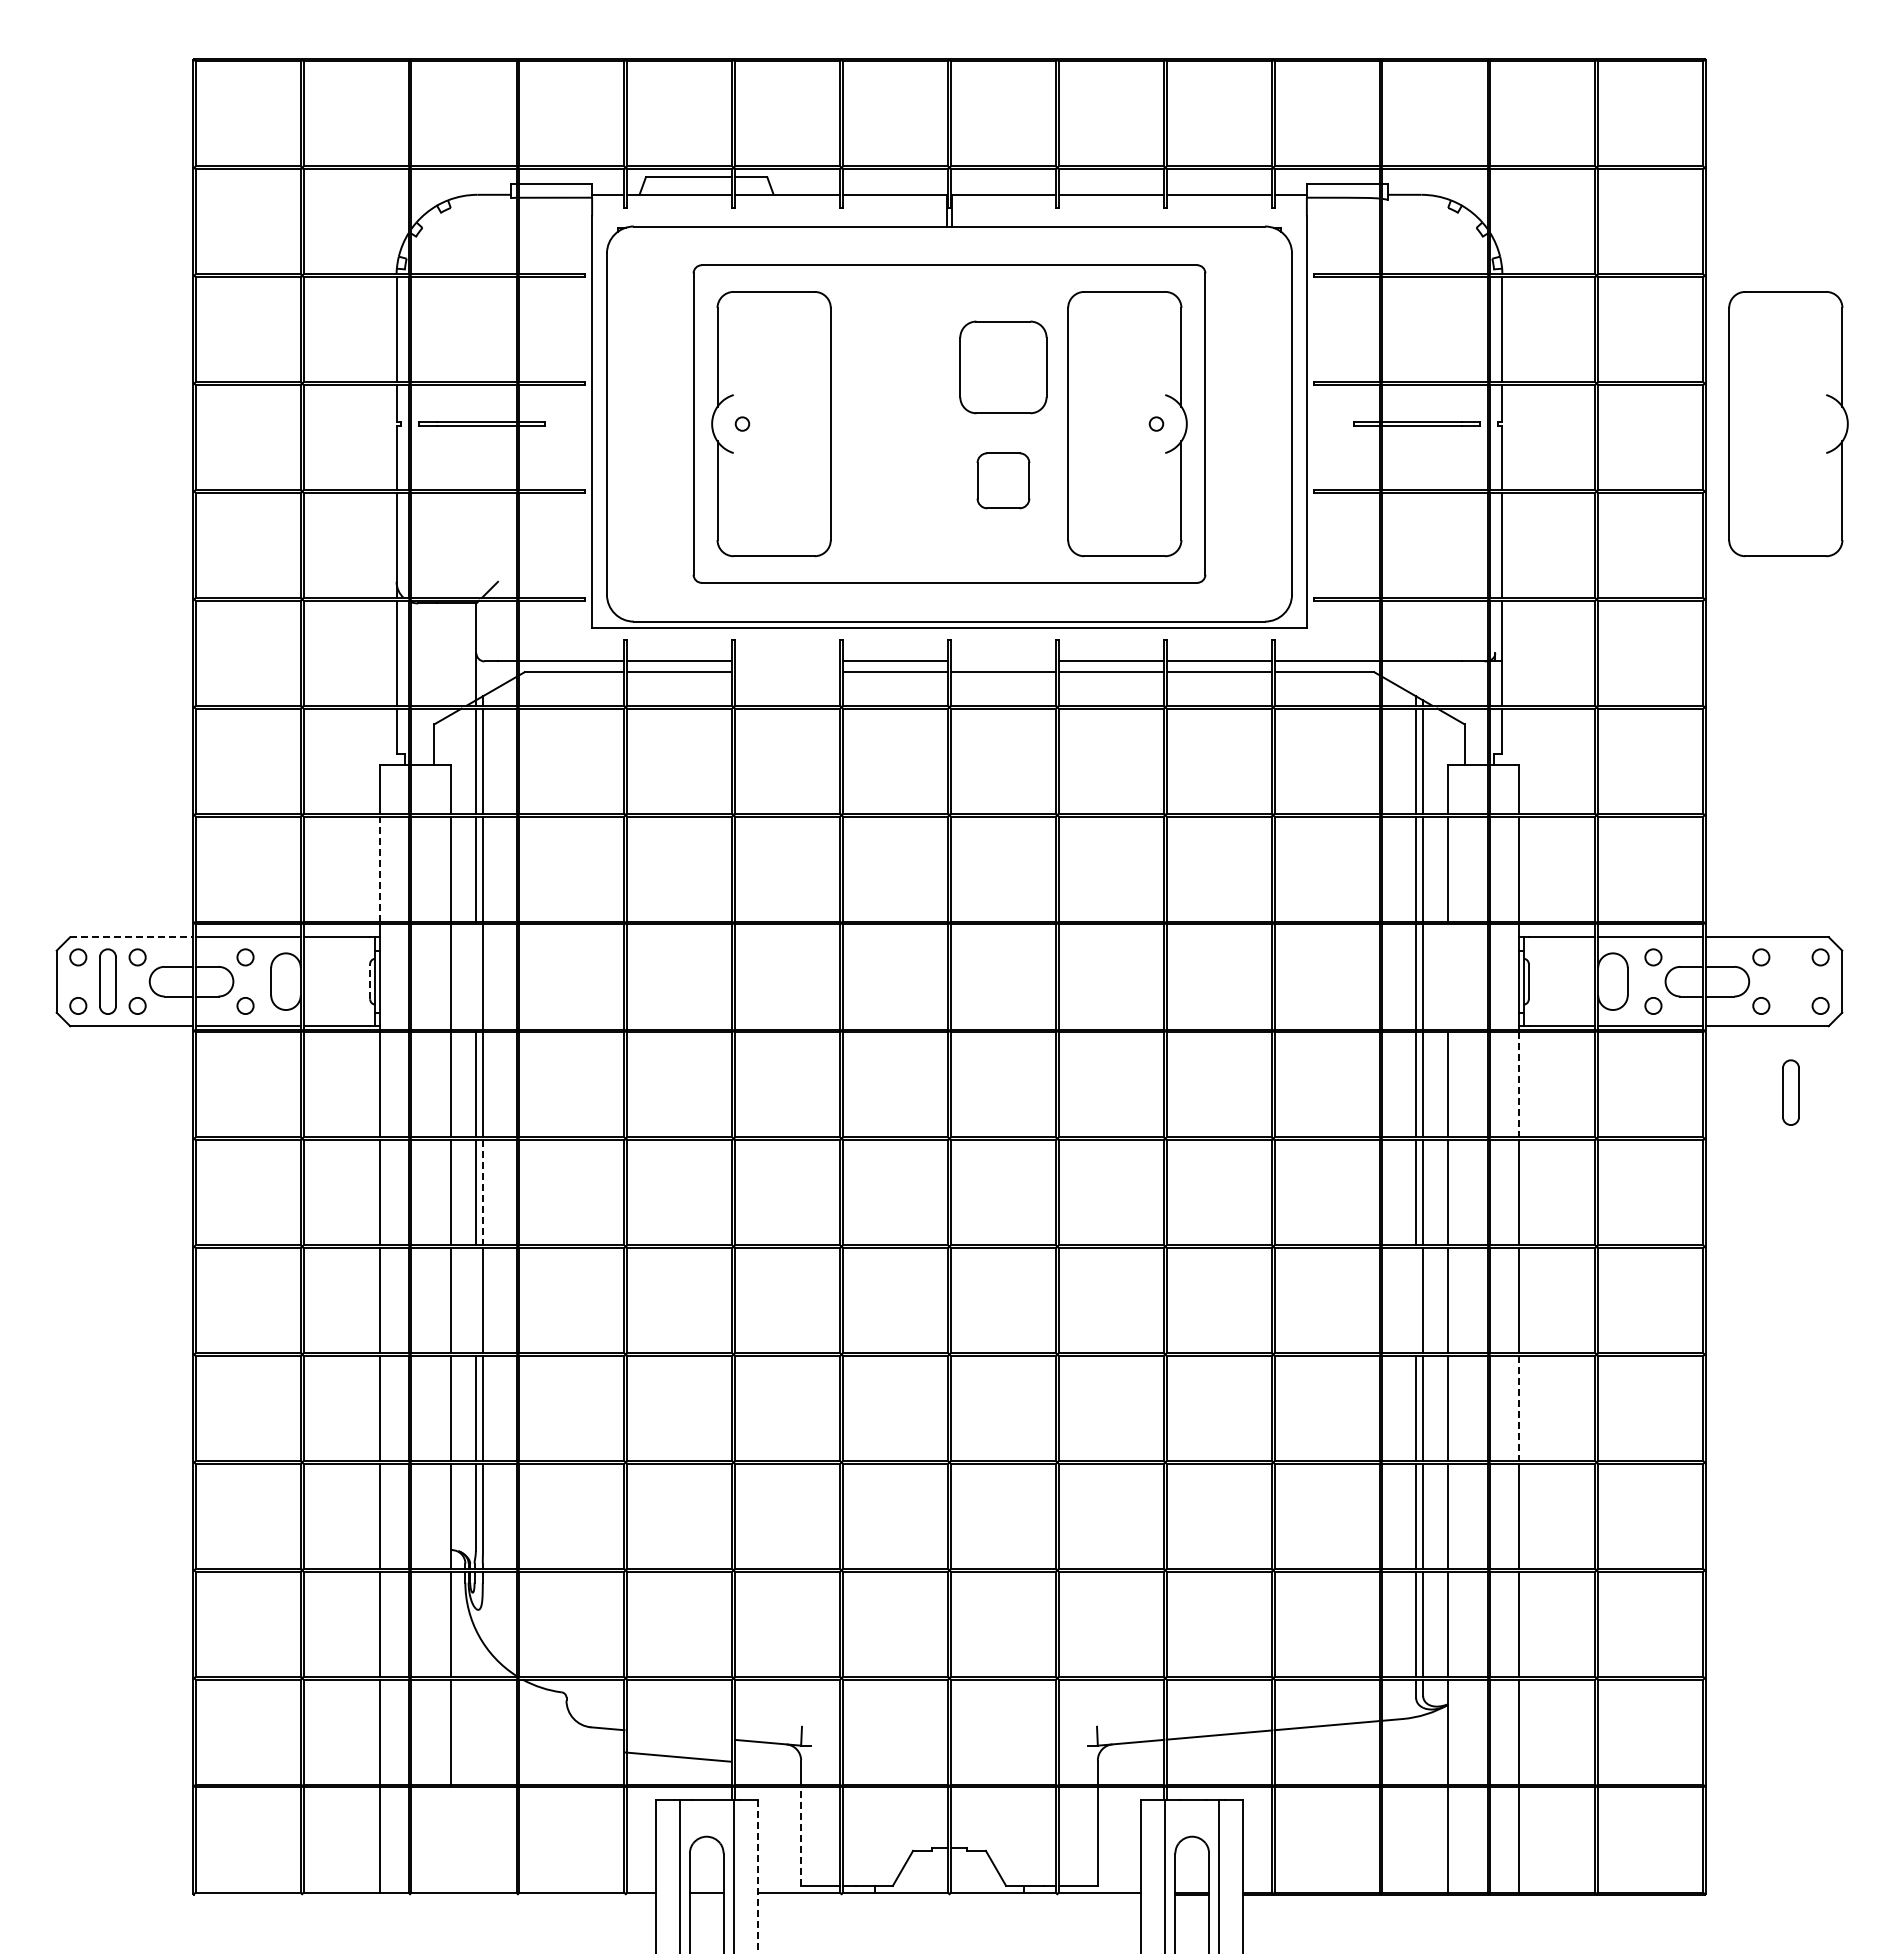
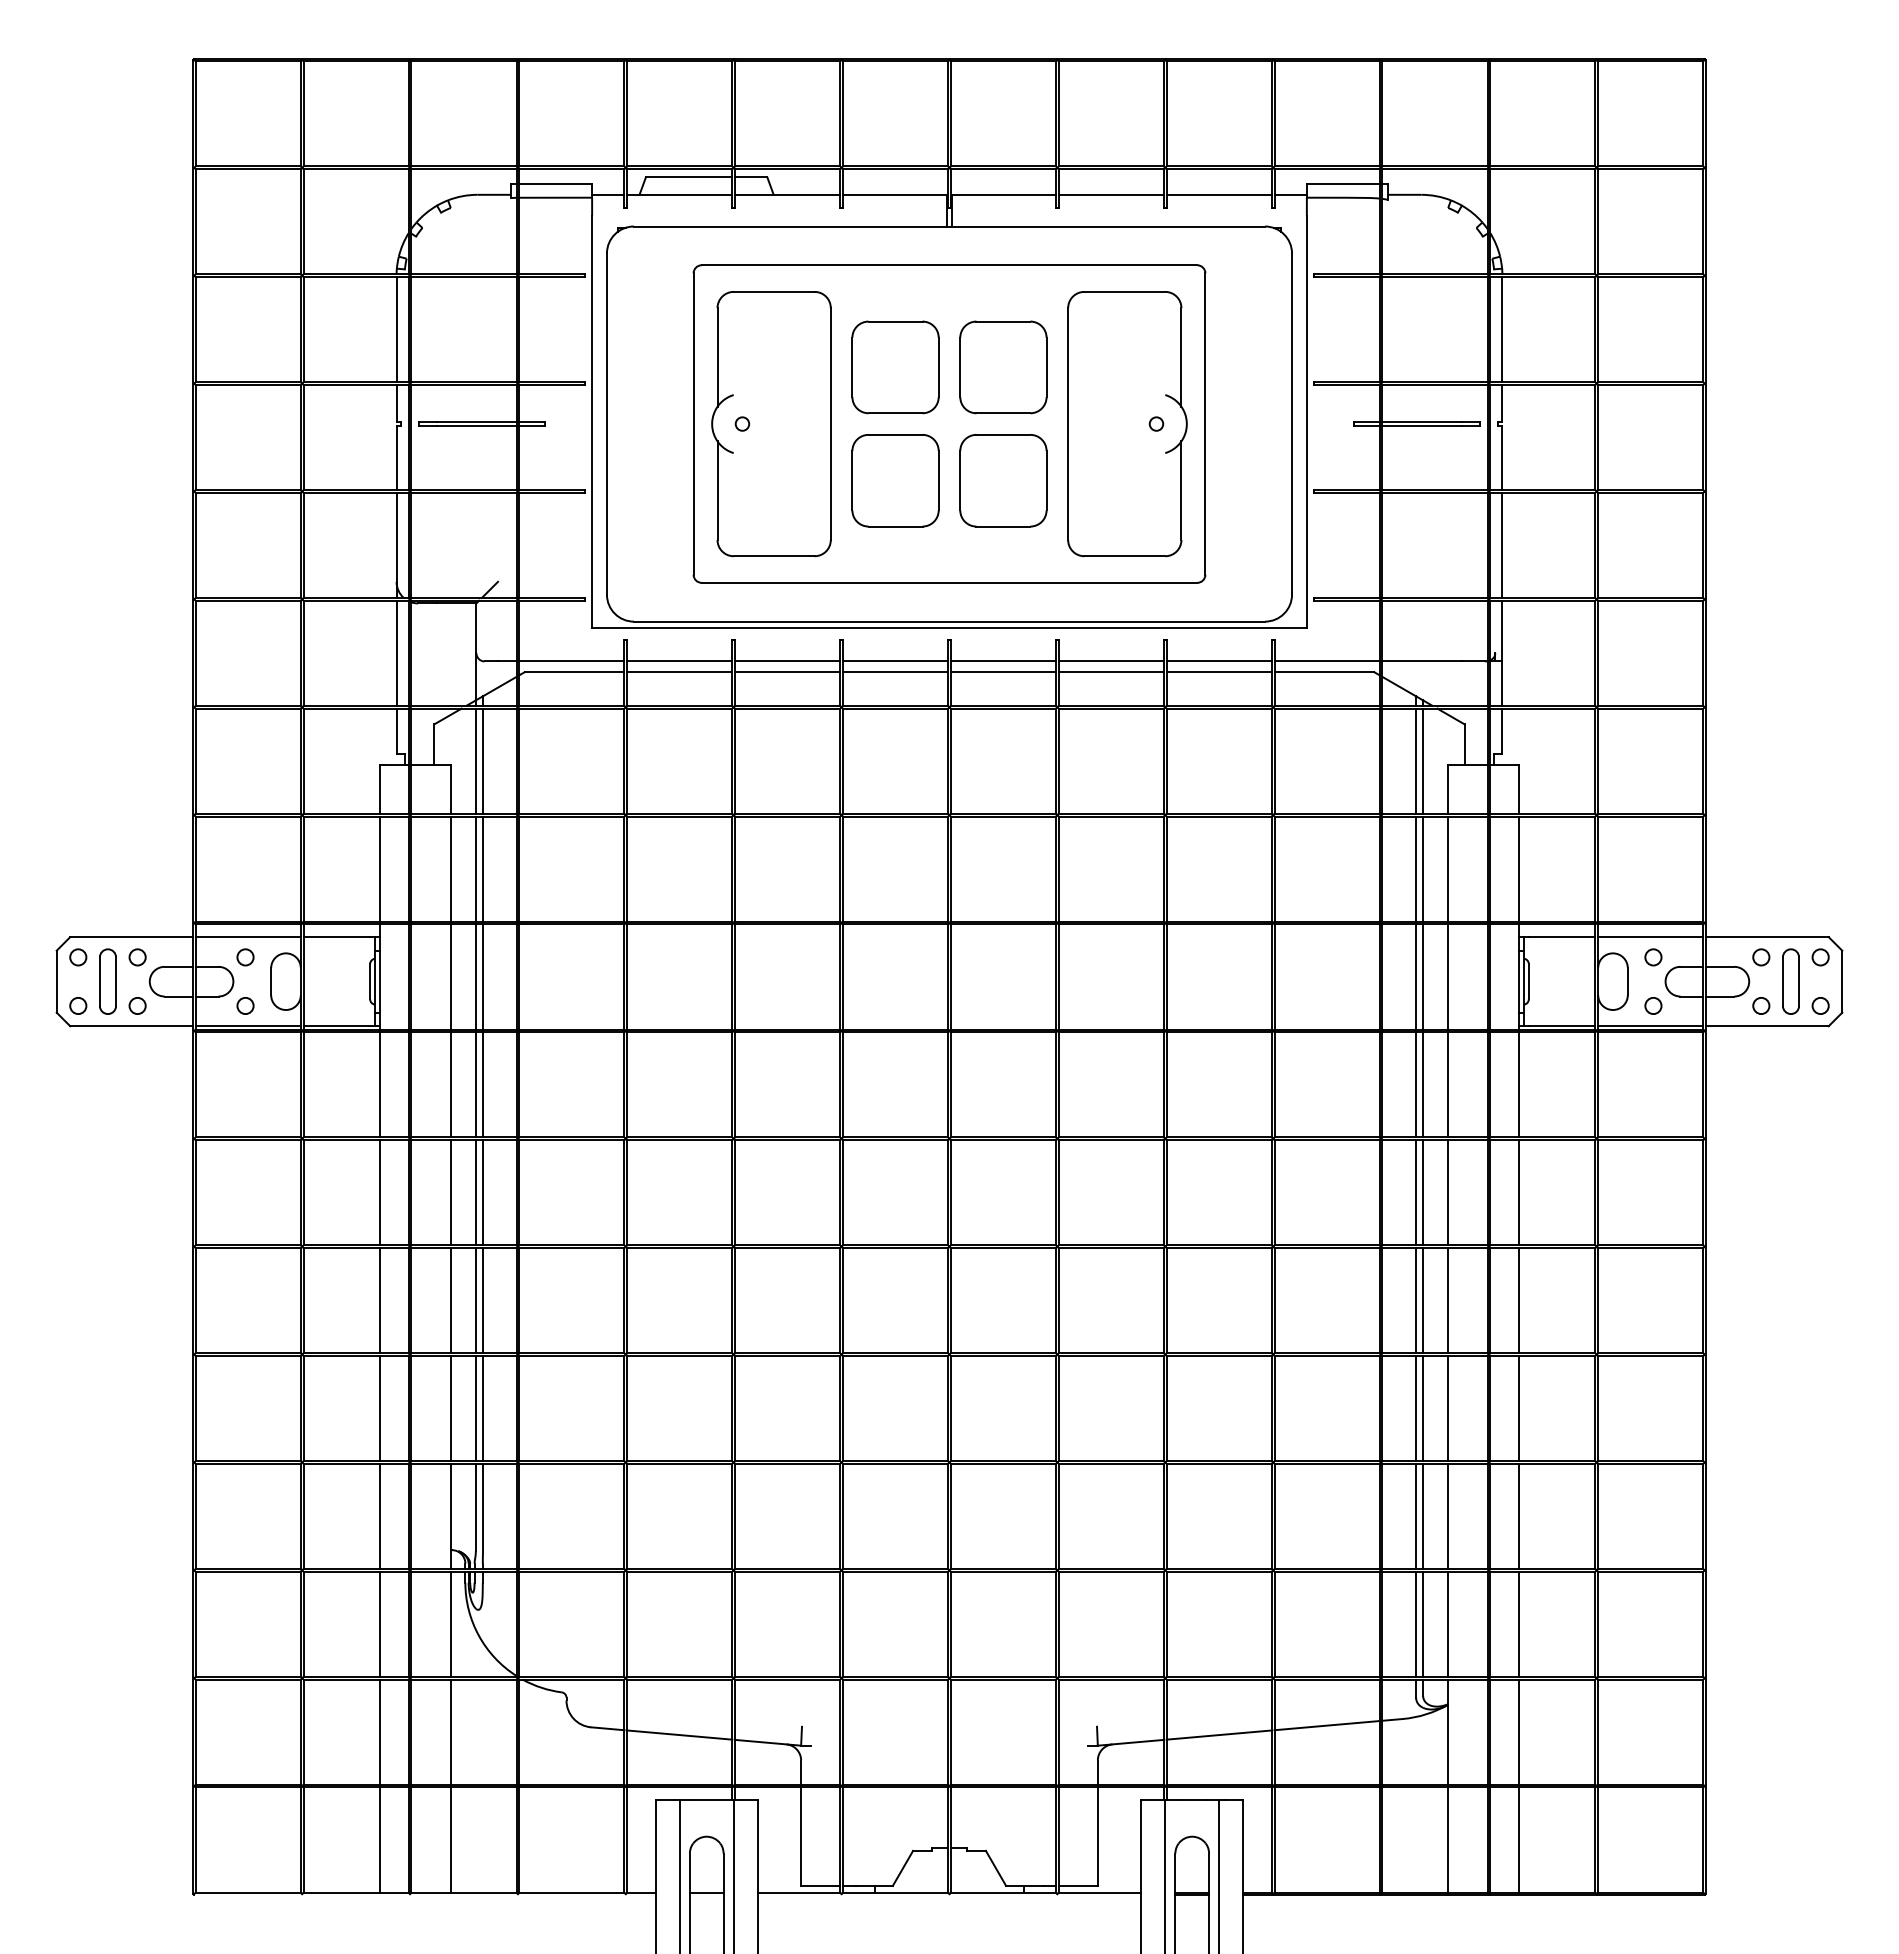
part: none -> present (895, 367)
part: present -> none (1788, 424)
part: none -> present (895, 480)
part size: 55x58 px -> 89x94 px (1003, 480)
line: none -> present (787, 661)
line: none -> present (1003, 661)
line: none -> present (787, 672)
line: dashed -> solid (380, 869)
line: dashed -> solid (132, 937)
line: none -> present (475, 976)
line: none -> present (1448, 976)
line: dashed -> solid (370, 981)
line: dashed -> solid (1518, 1084)
part position: (1790, 1092) -> (1790, 981) (1790, 981)
line: dashed -> solid (482, 1192)
line: none -> present (475, 1300)
line: none -> present (1416, 1300)
line: dashed -> solid (1518, 1408)
line position: (677, 1756) -> (679, 1734) (679, 1734)
line: dashed -> solid (801, 1836)
line: none -> present (450, 1839)
line: dashed -> solid (757, 1876)
